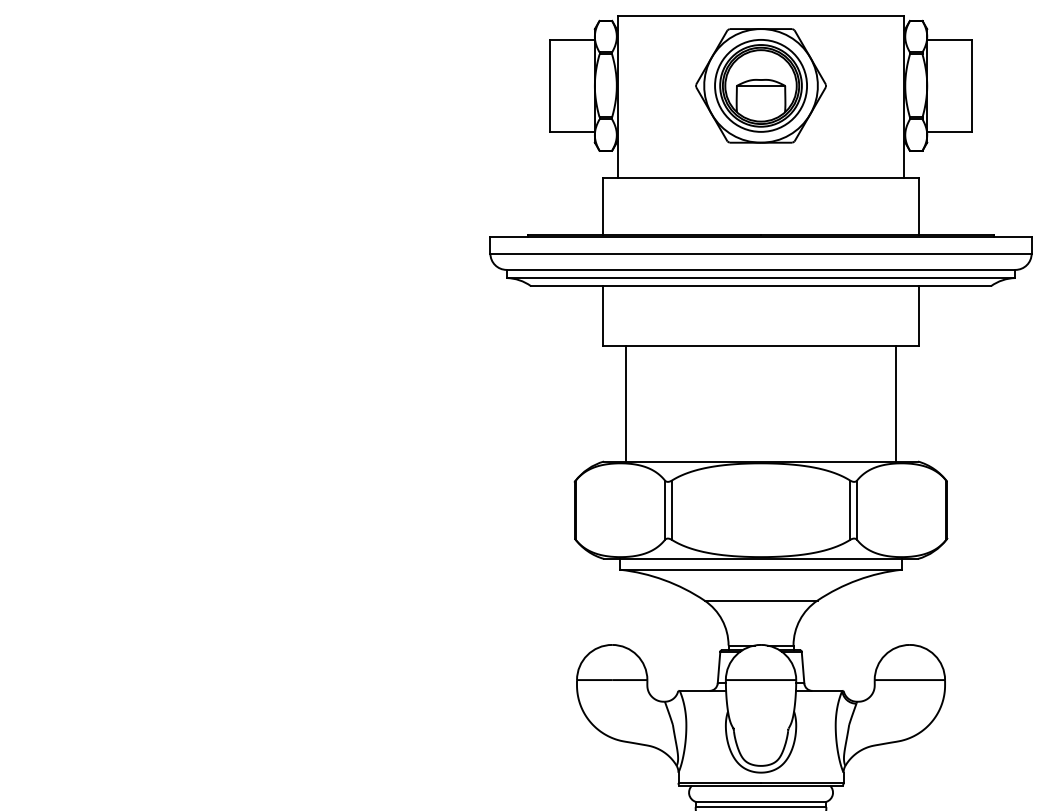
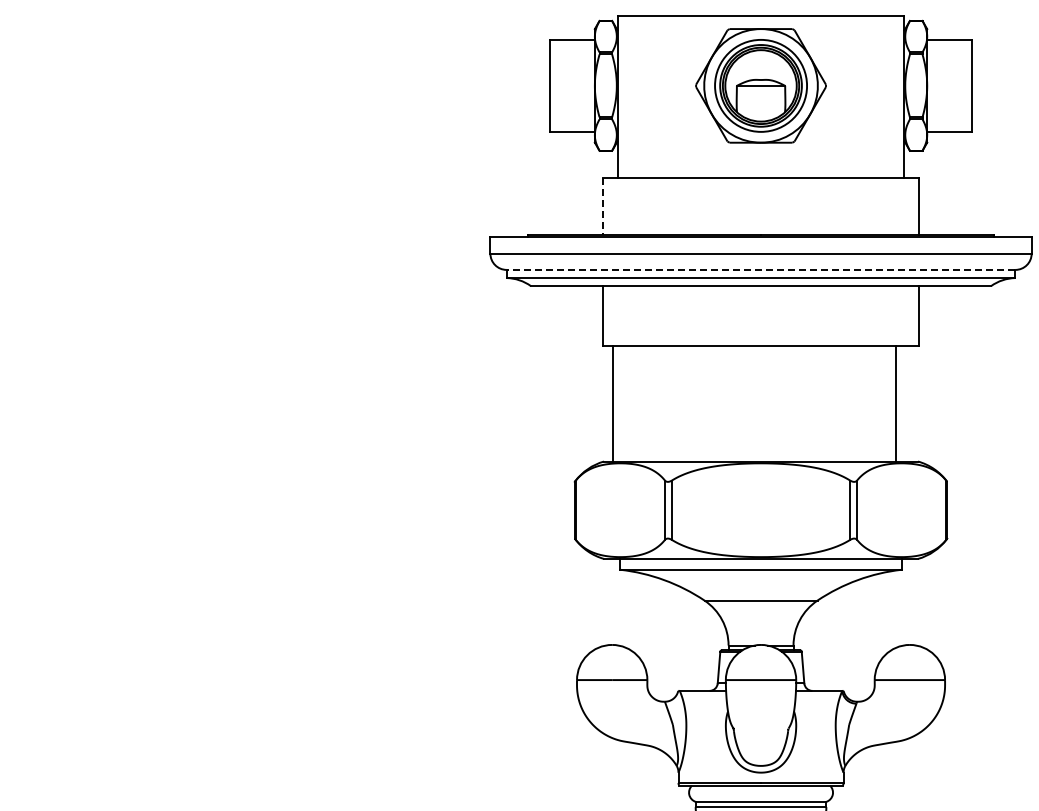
line: solid -> dashed (602, 206)
line: solid -> dashed (760, 269)
line position: (626, 403) -> (613, 403) (613, 403)
